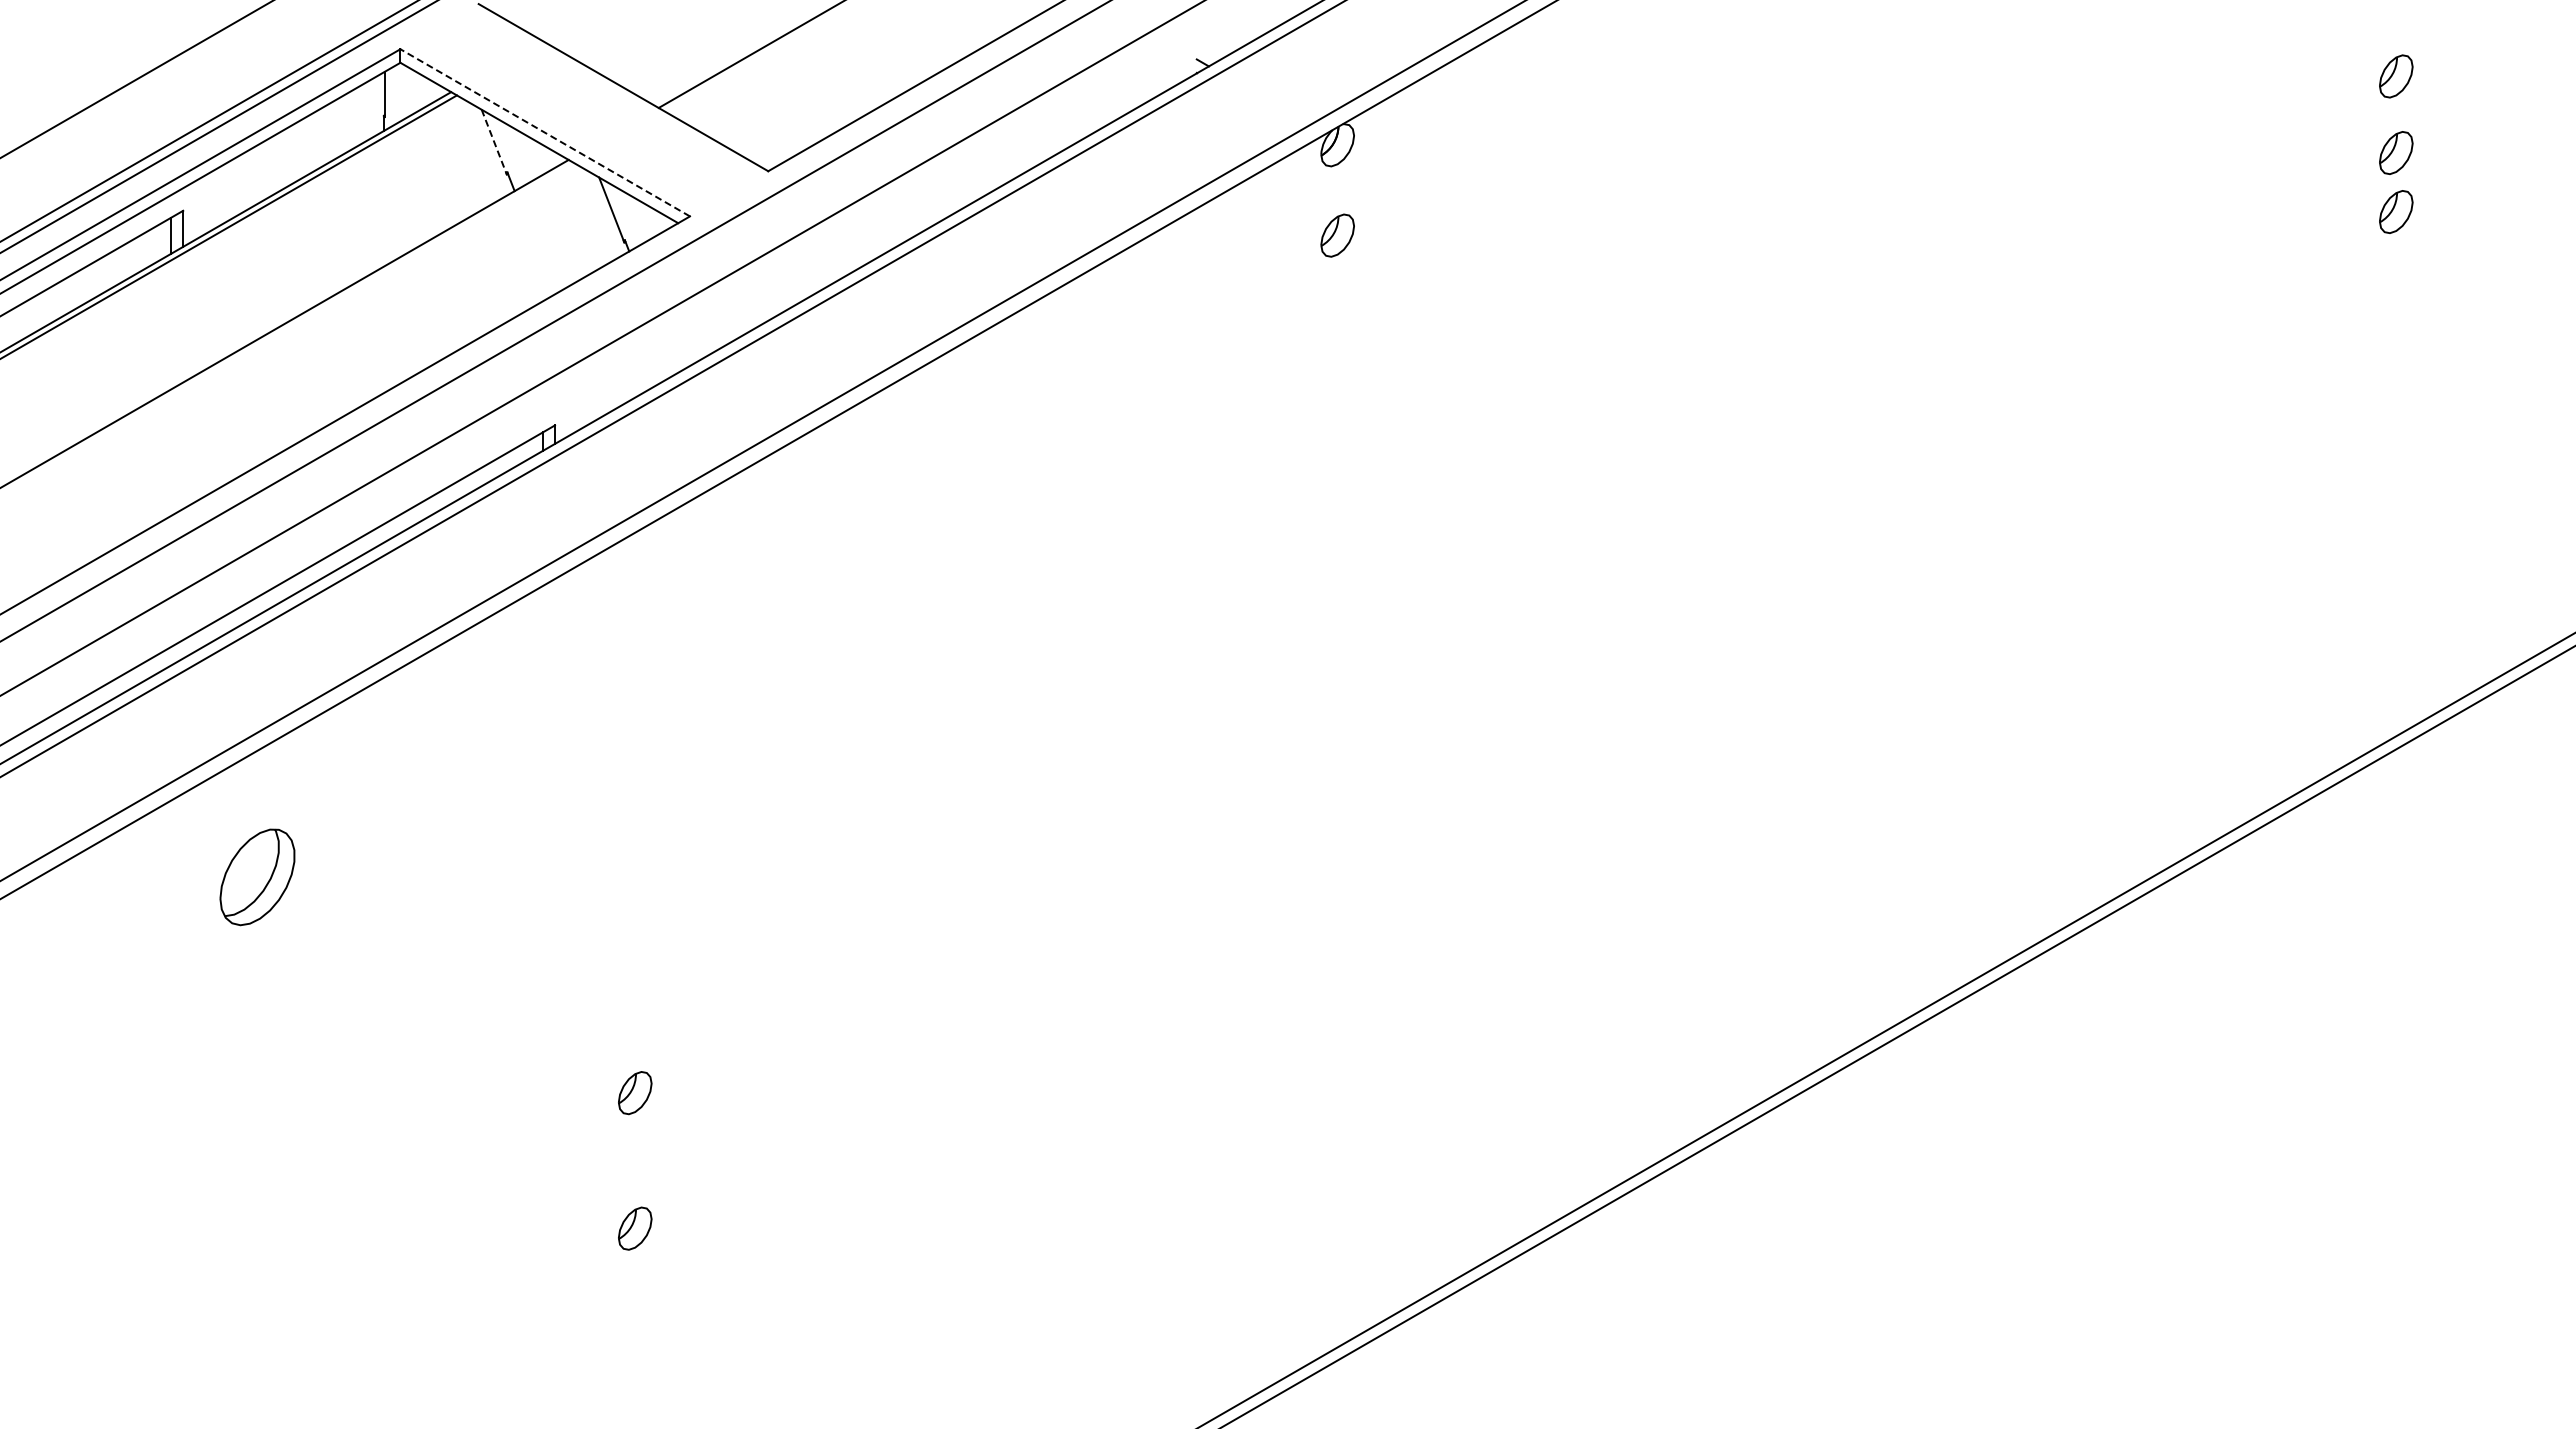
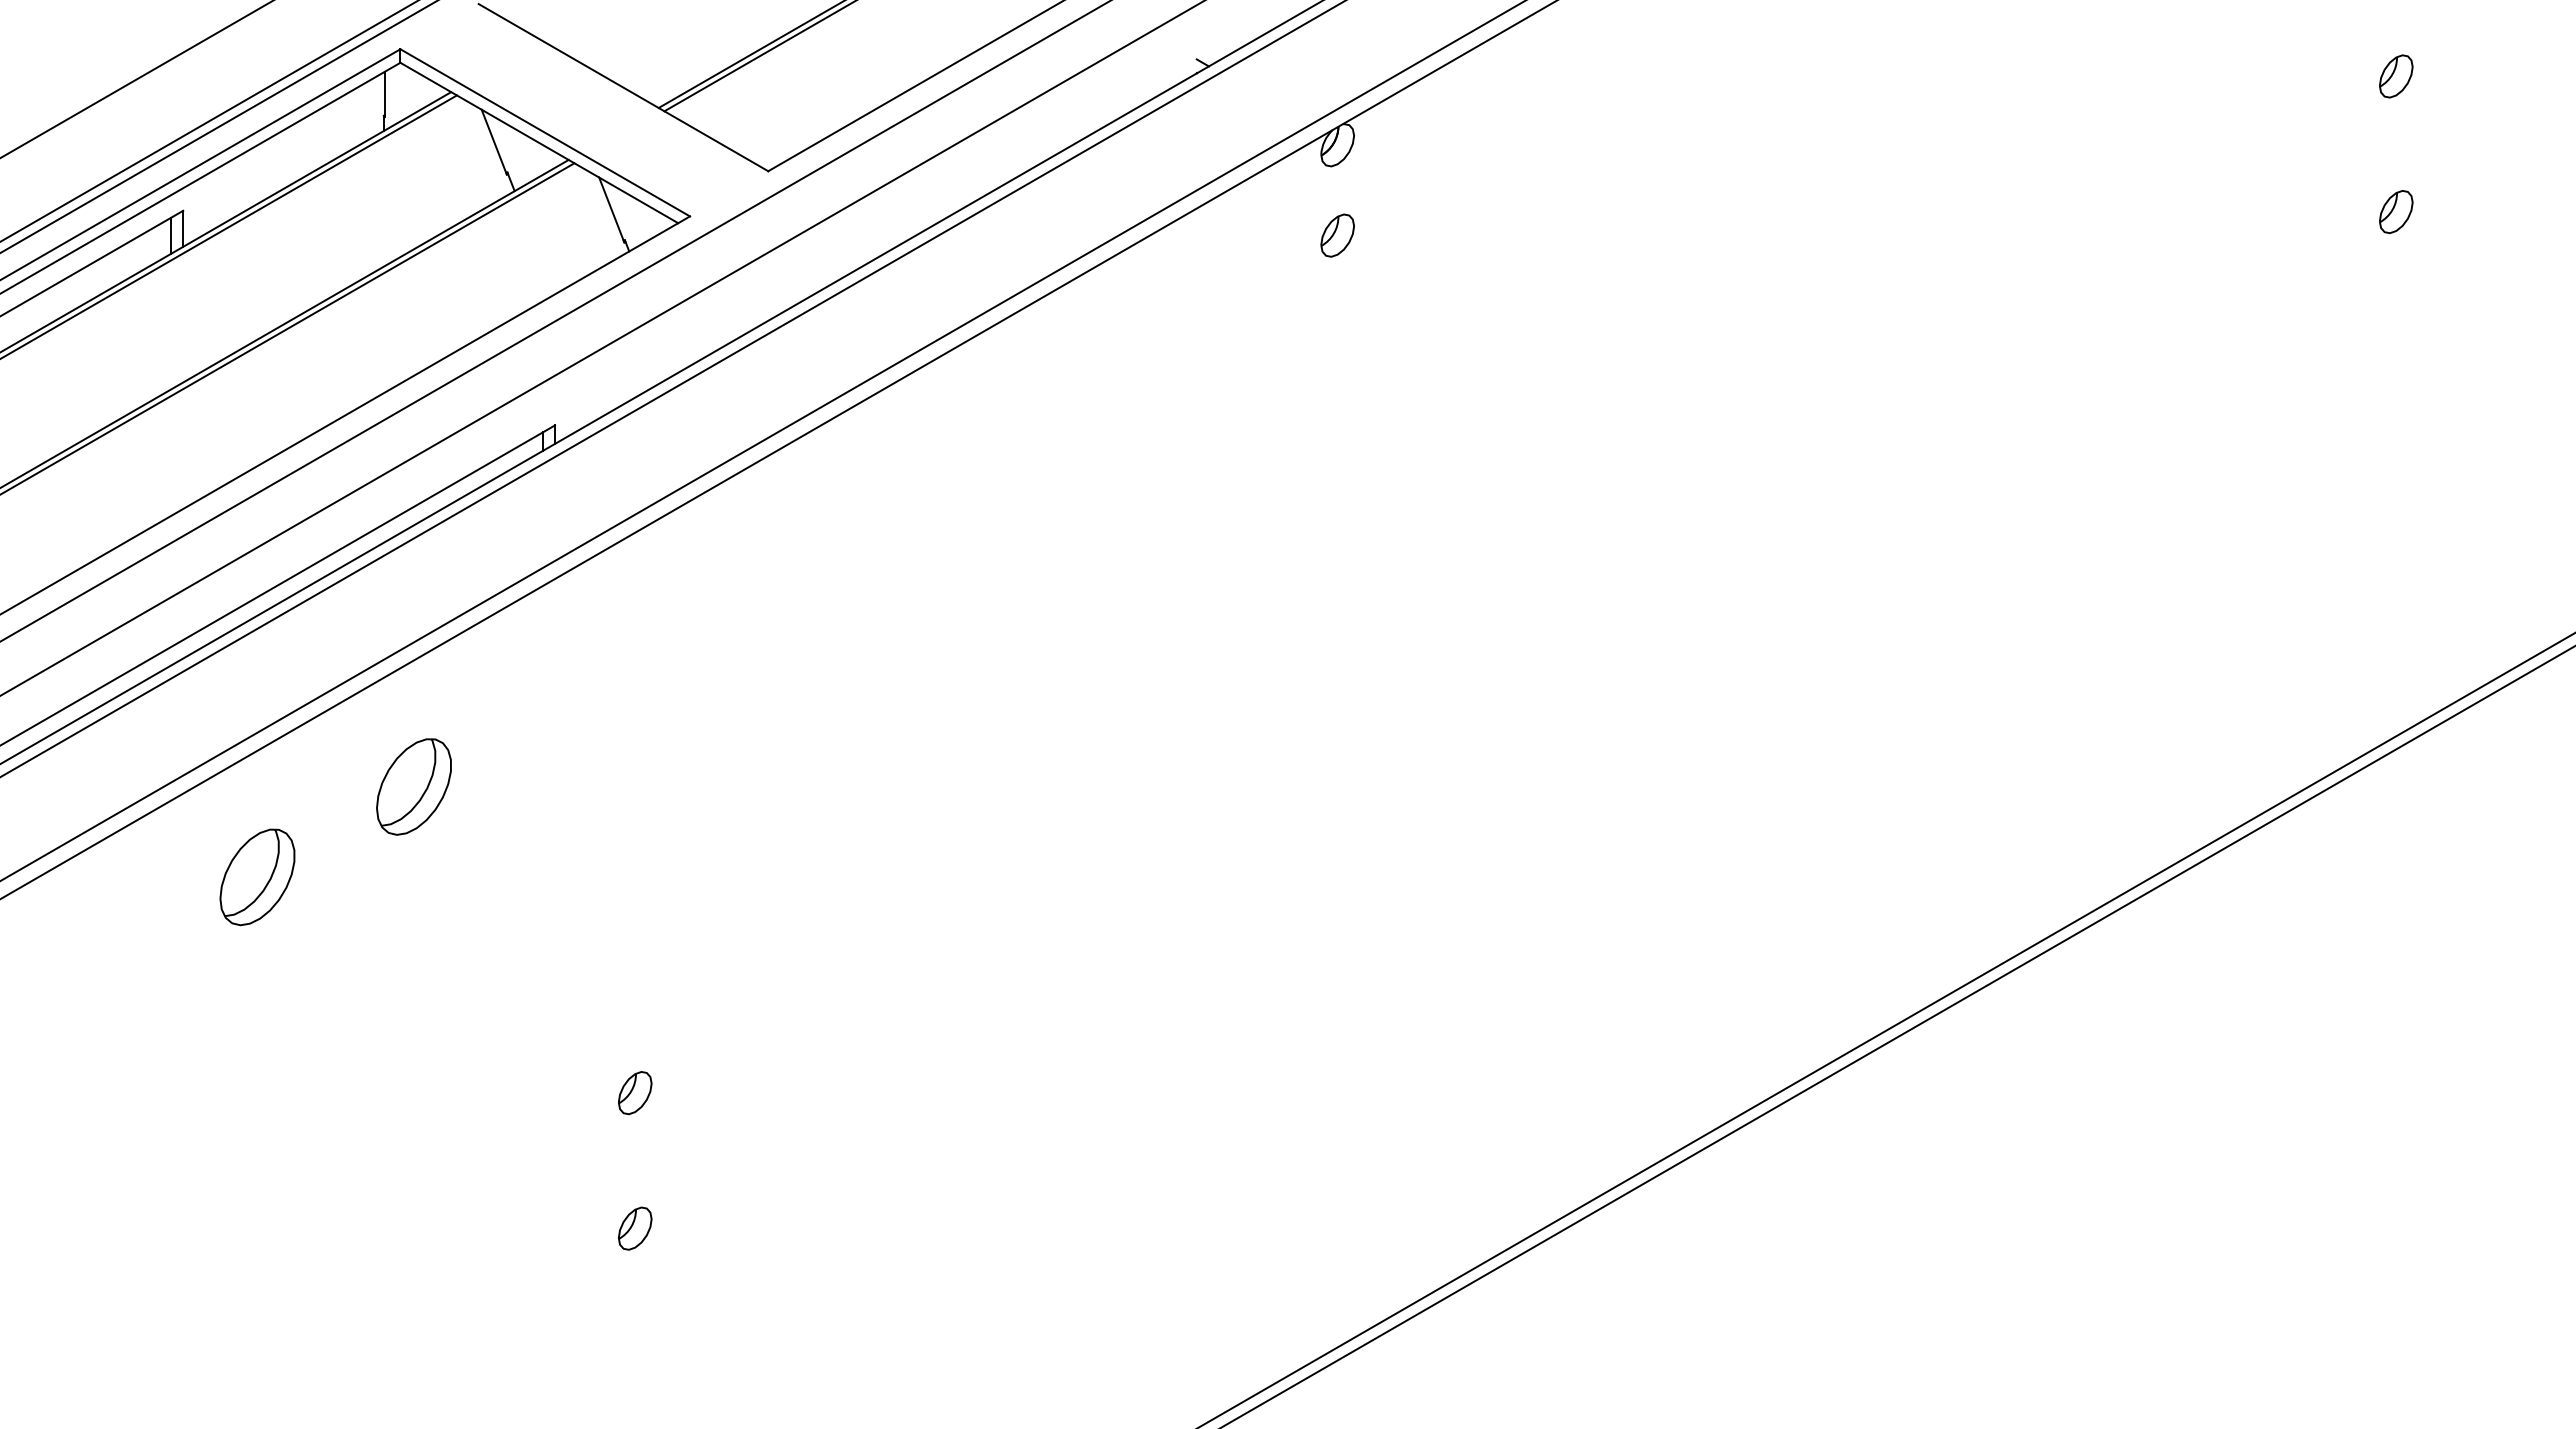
line: none -> present (758, 56)
line: dashed -> solid (544, 132)
line: dashed -> solid (494, 142)
part: present -> none (2396, 152)
line: none -> present (288, 328)
part: none -> present (413, 786)
